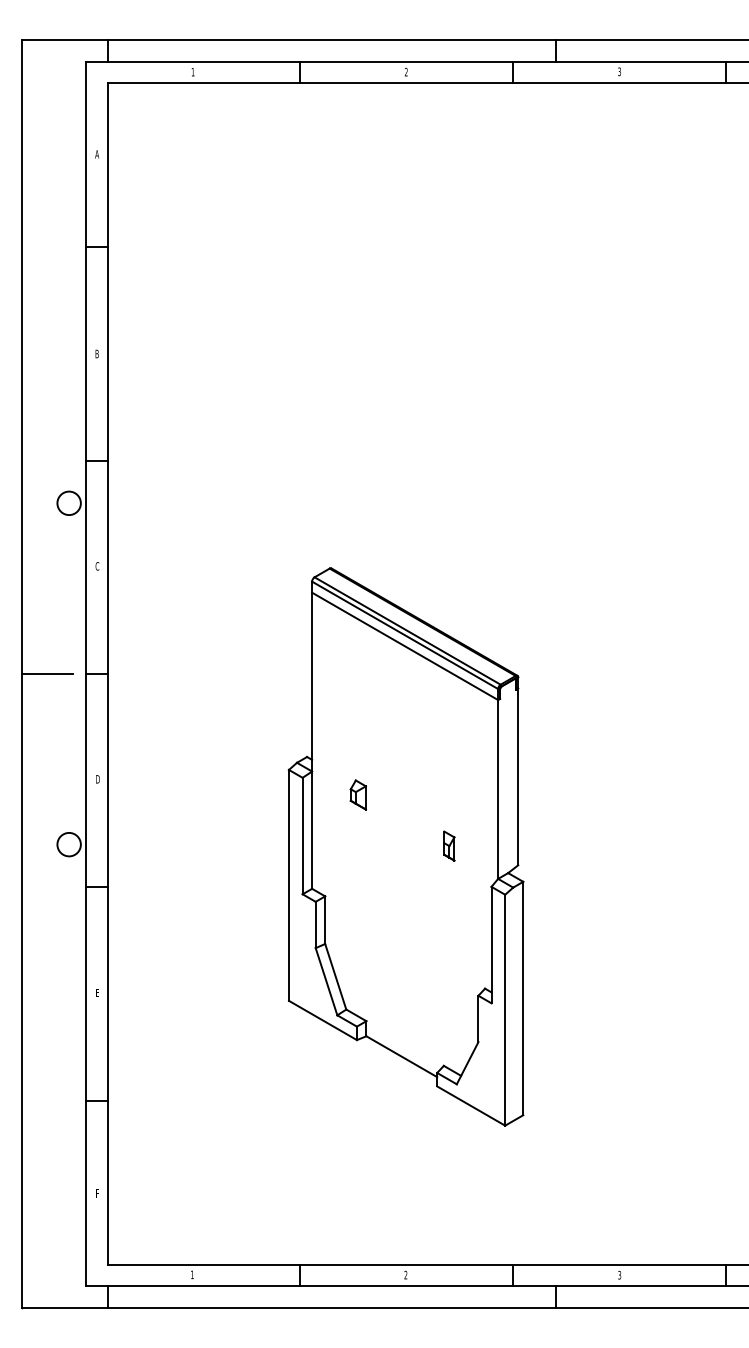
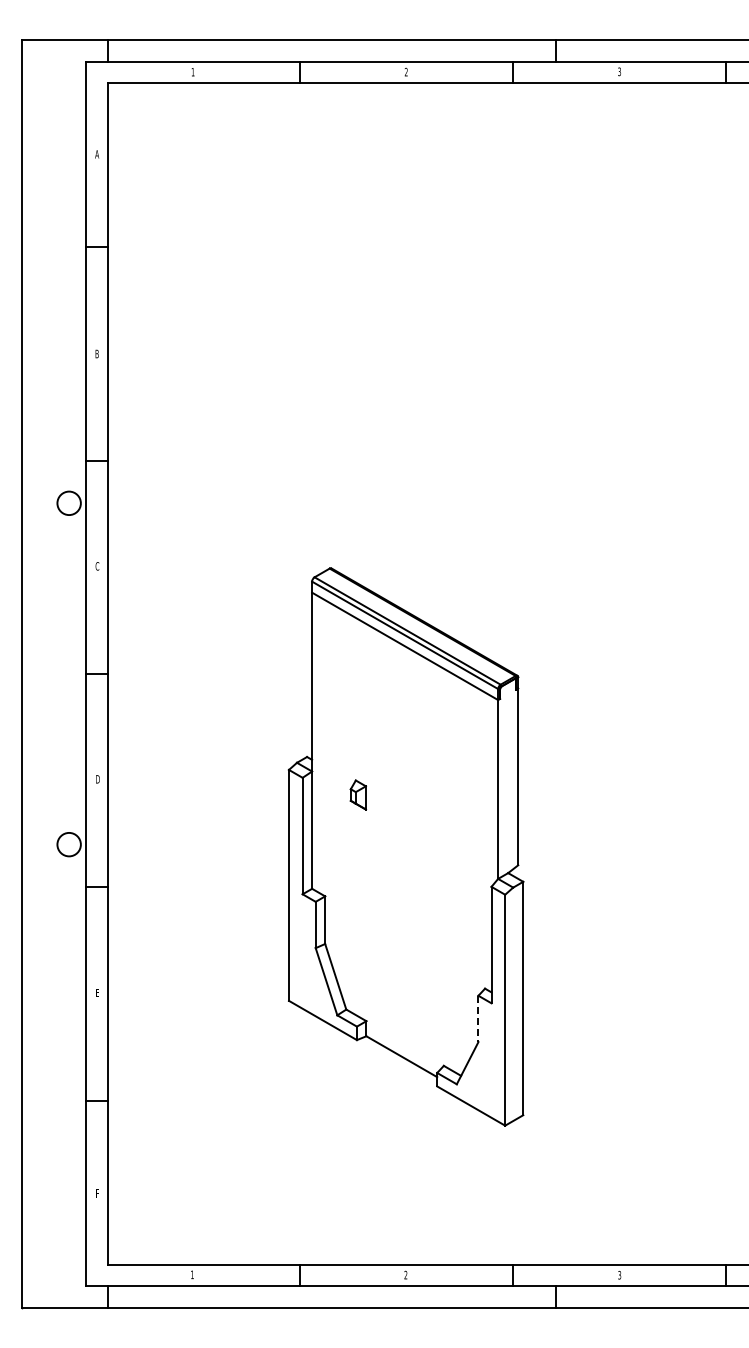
line: present -> none (47, 674)
part: present -> none (449, 845)
line: solid -> dashed (478, 1019)
